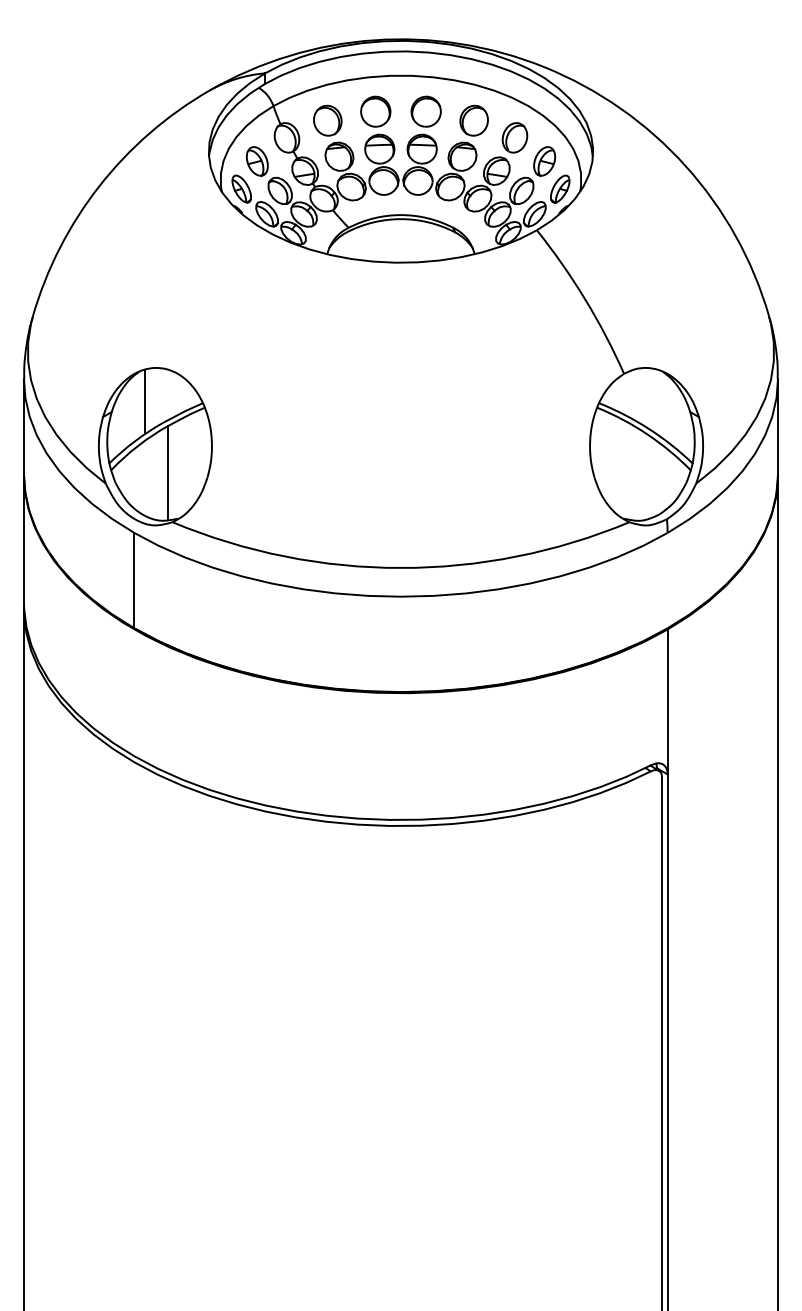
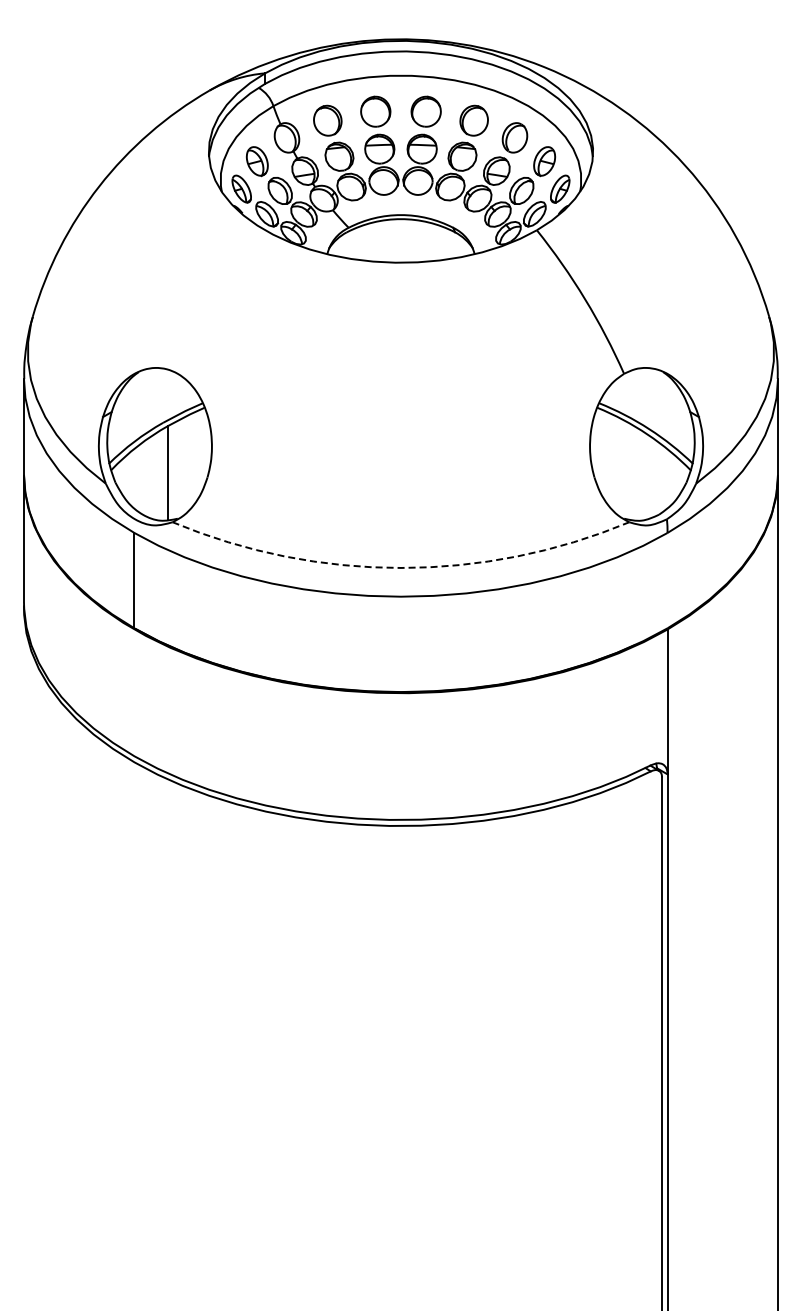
line: present -> none (144, 401)
arc: solid -> dashed (401, 567)
line: present -> none (24, 957)
